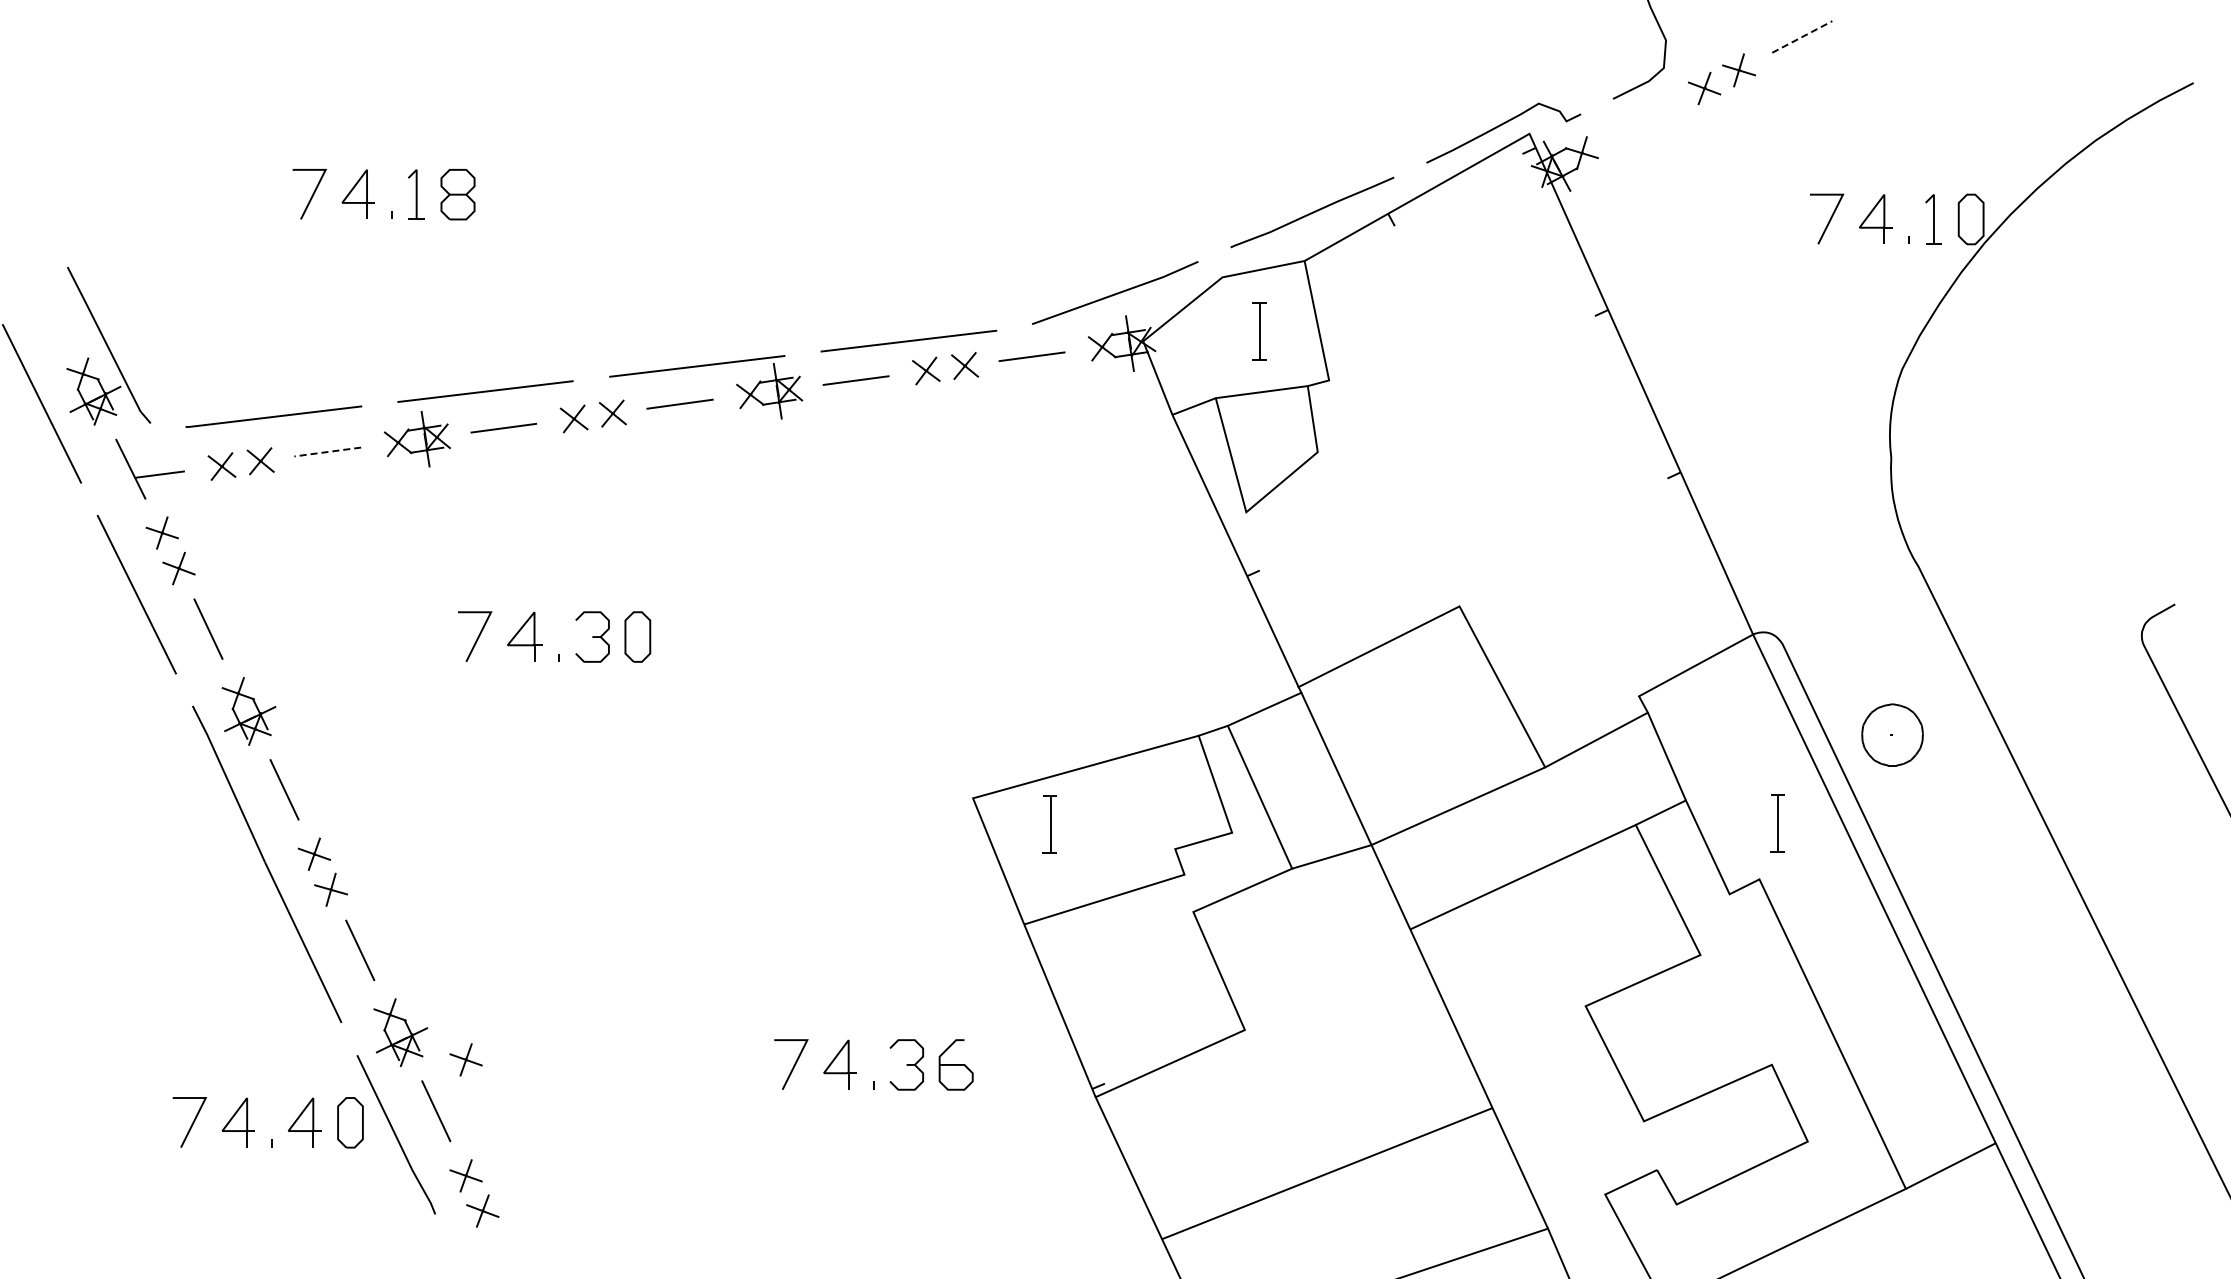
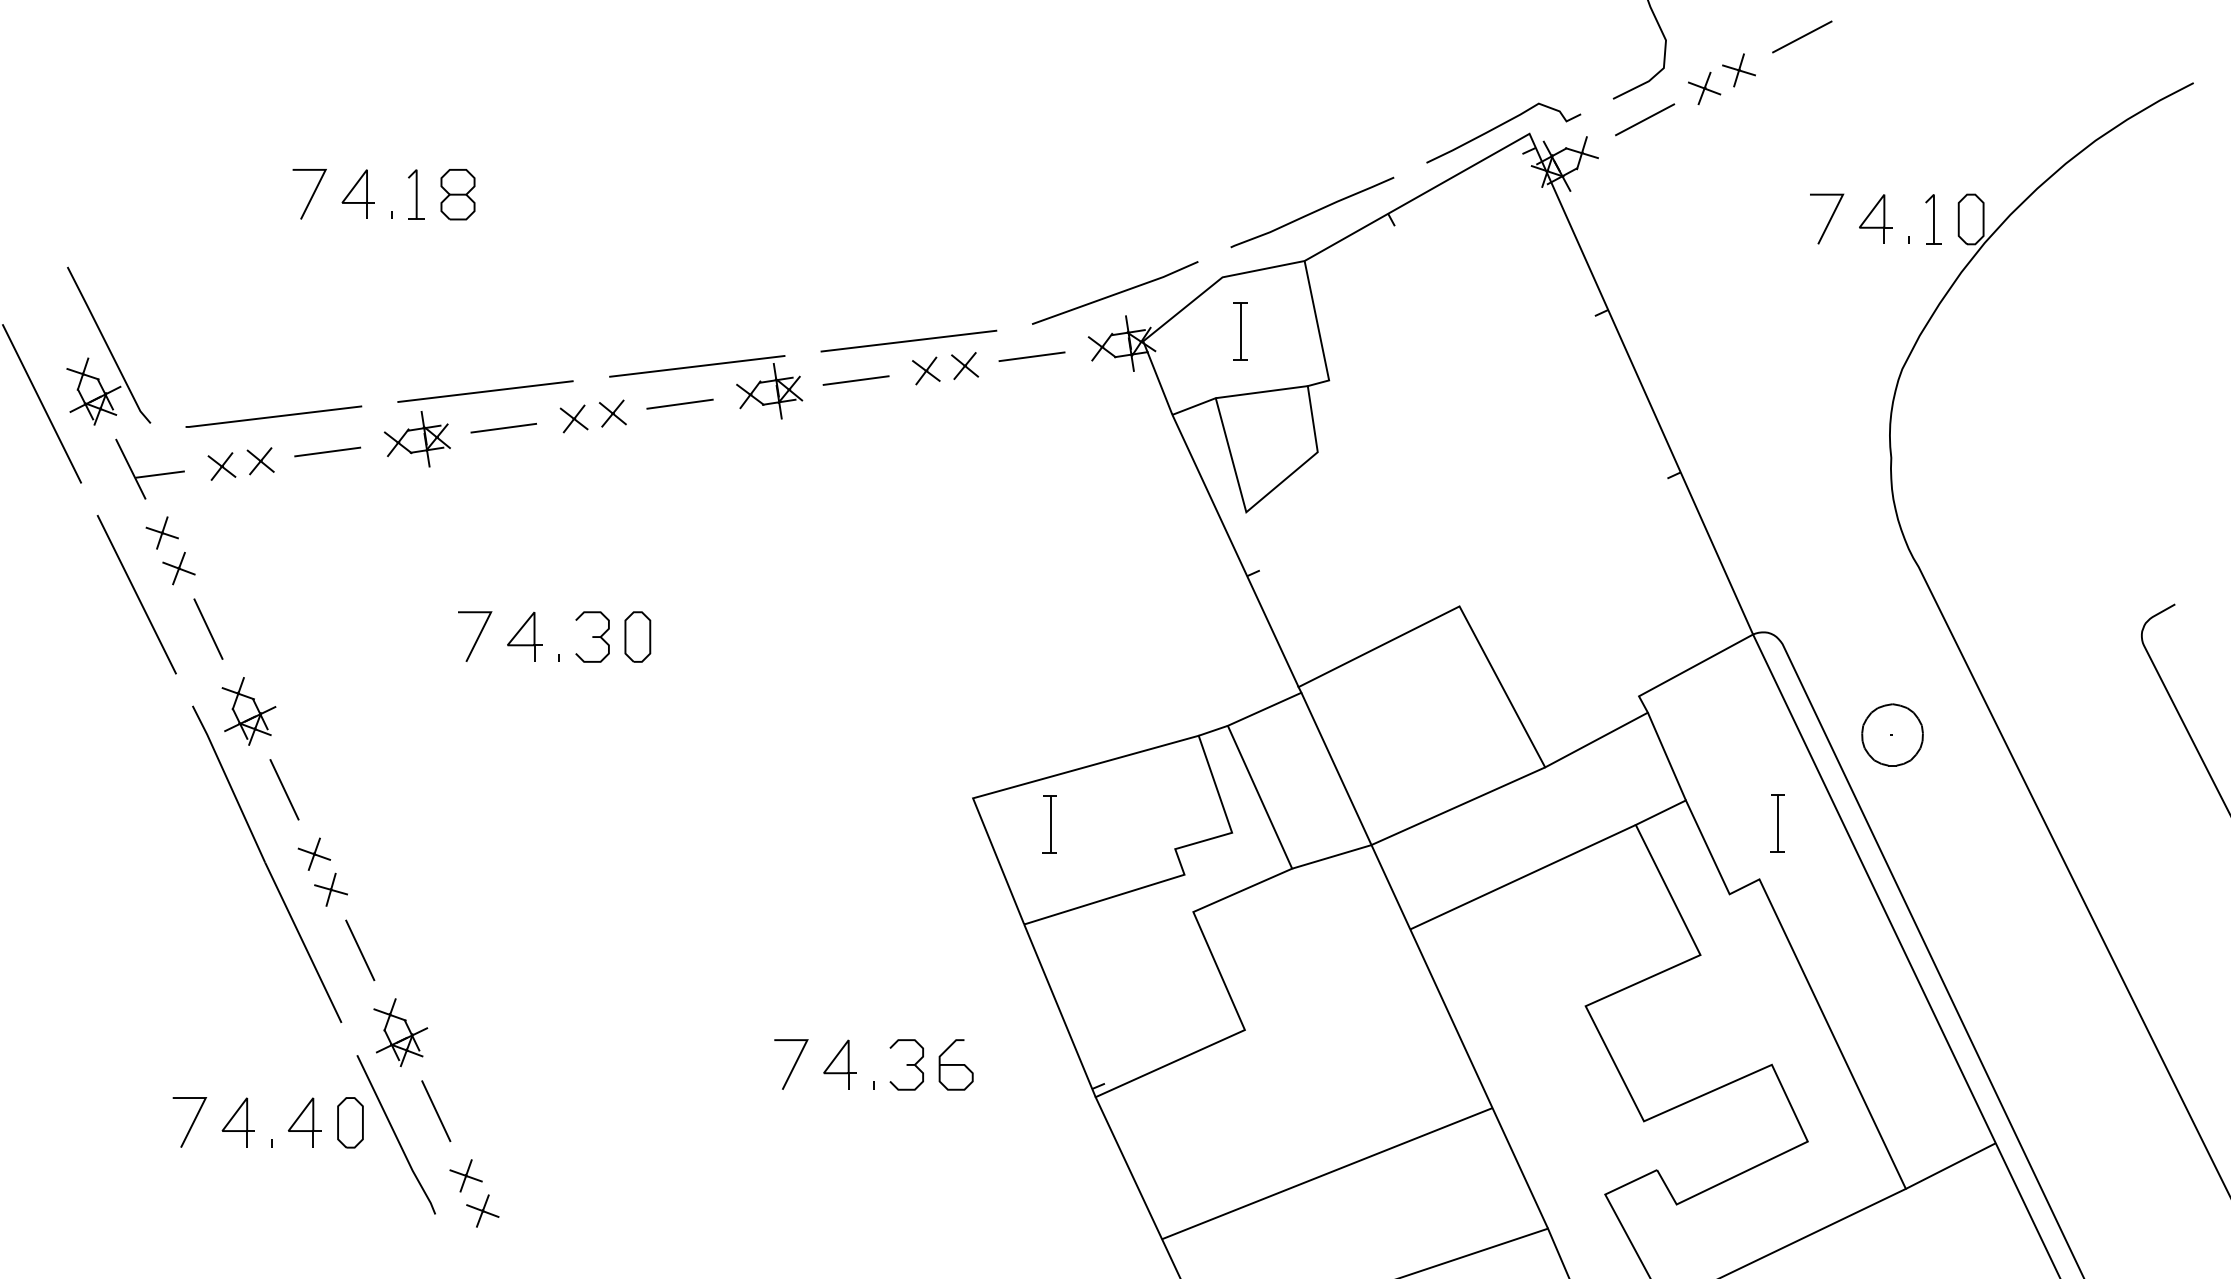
line: dashed -> solid (1802, 37)
line: none -> present (1645, 119)
part position: (1259, 331) -> (1240, 331) (1240, 331)
line: dashed -> solid (327, 452)
part: present -> none (465, 1059)
